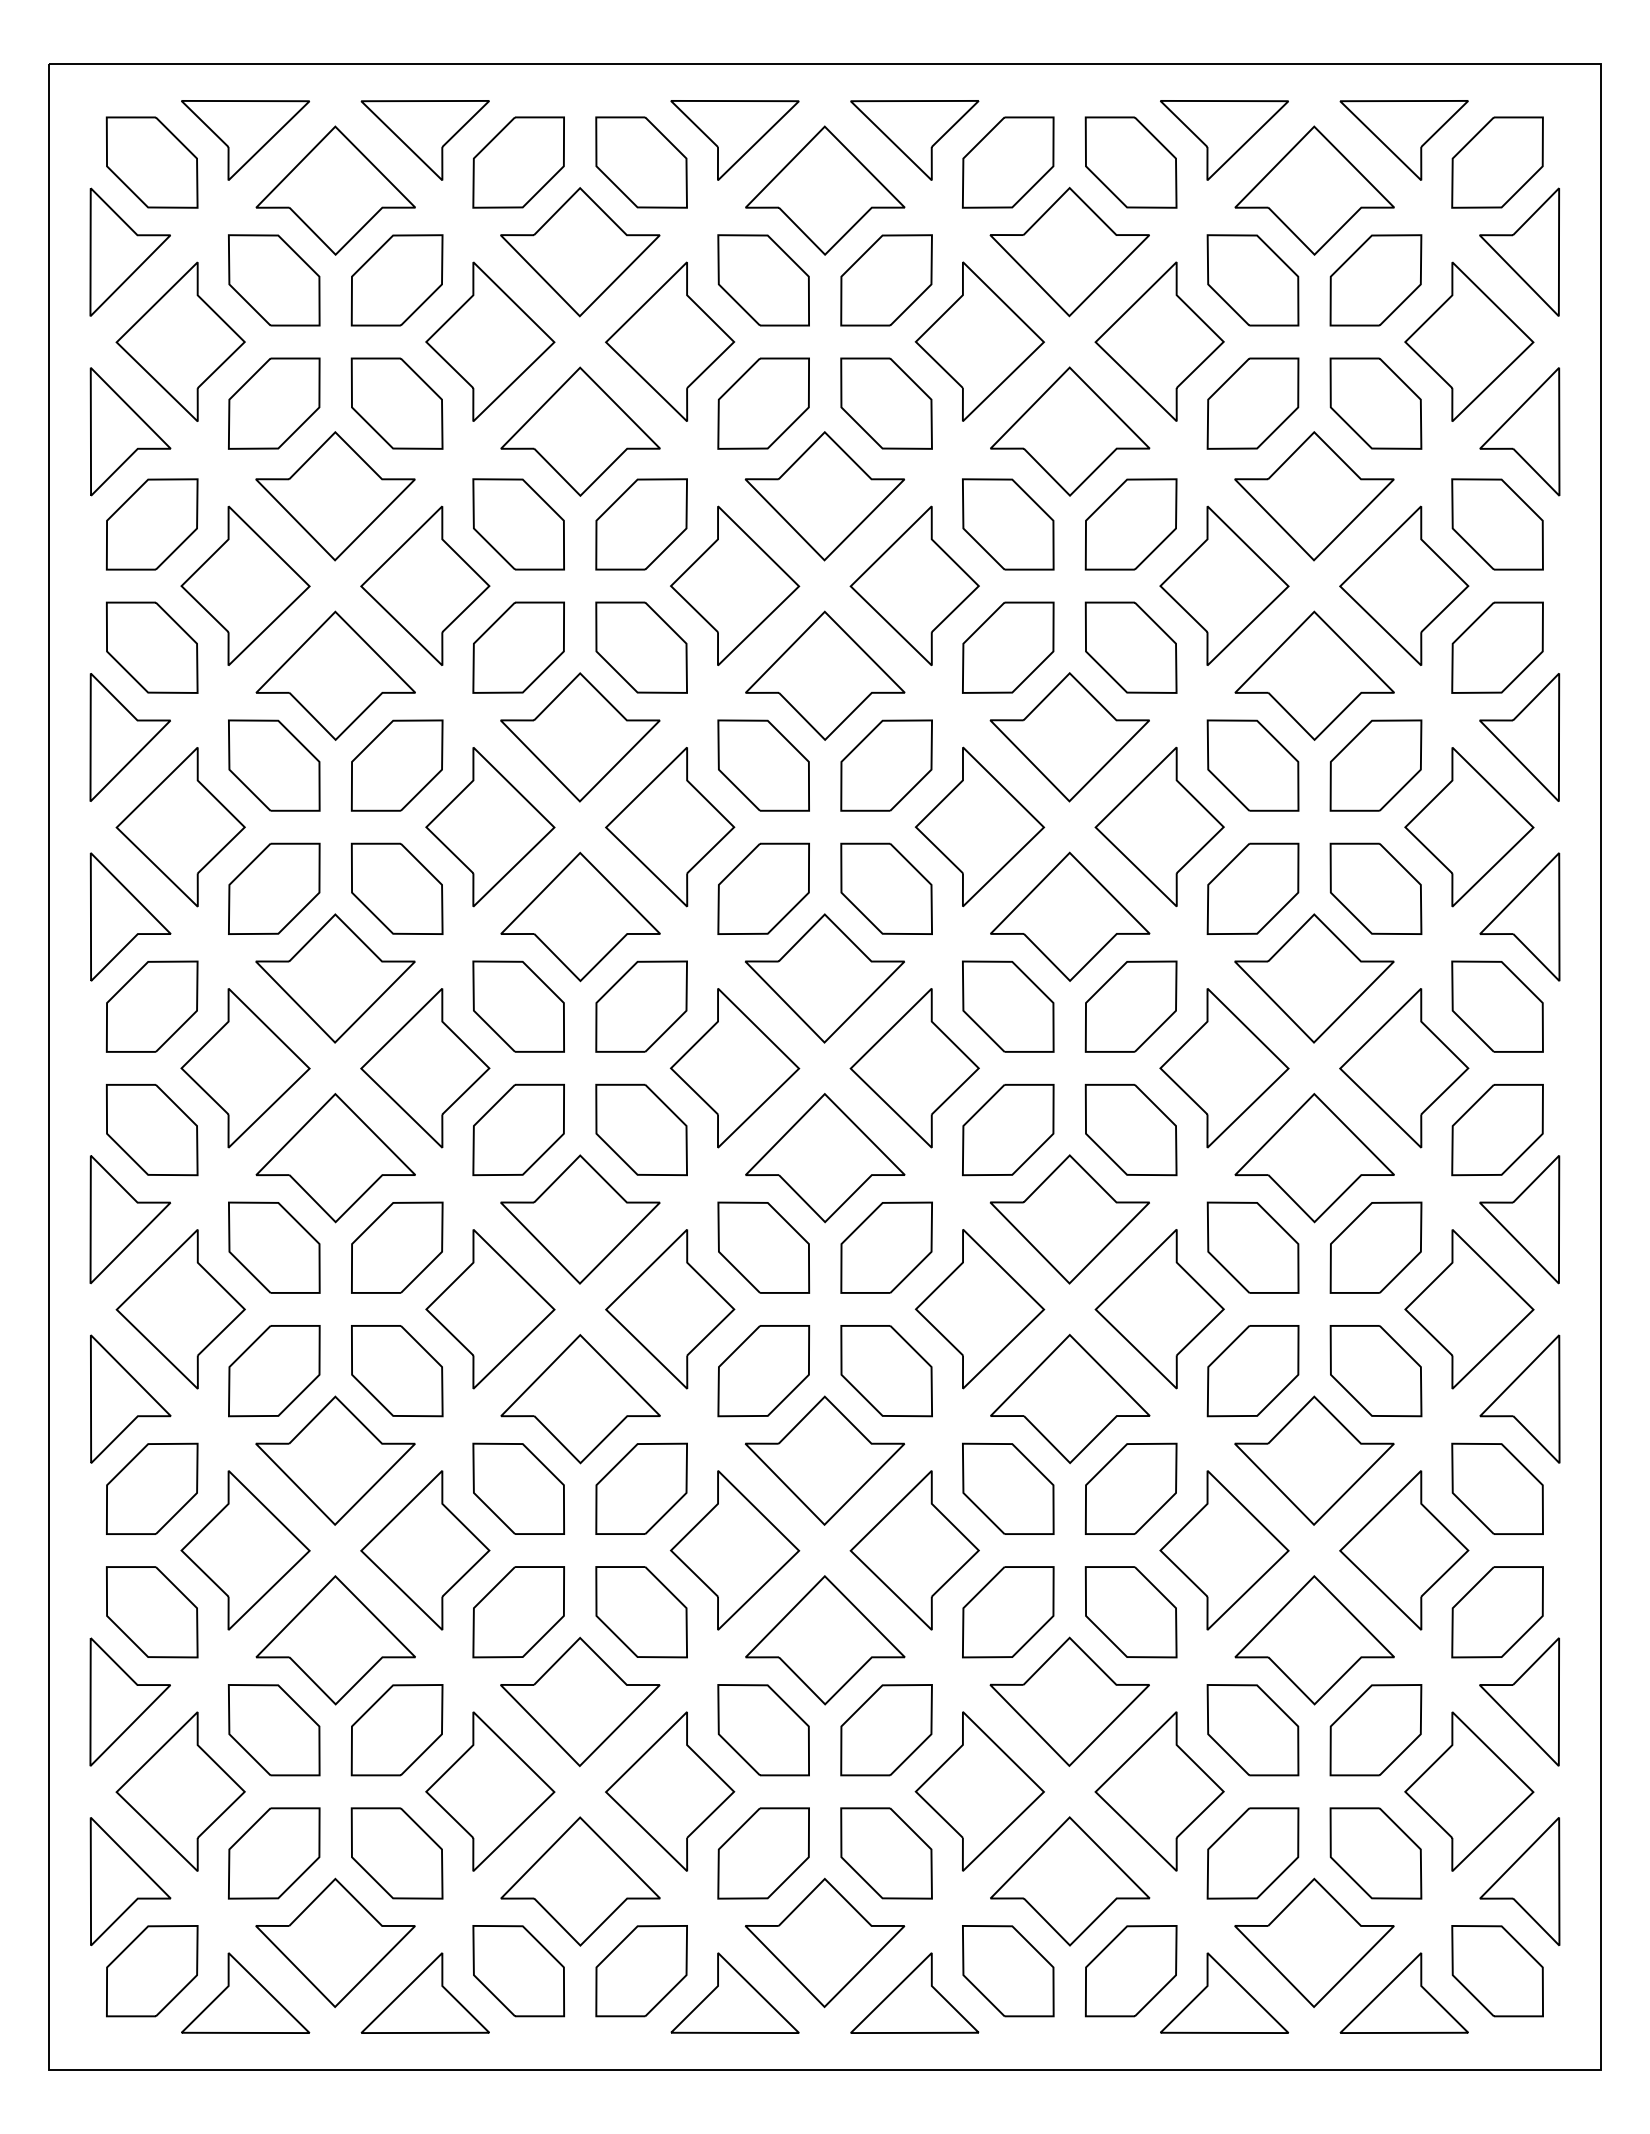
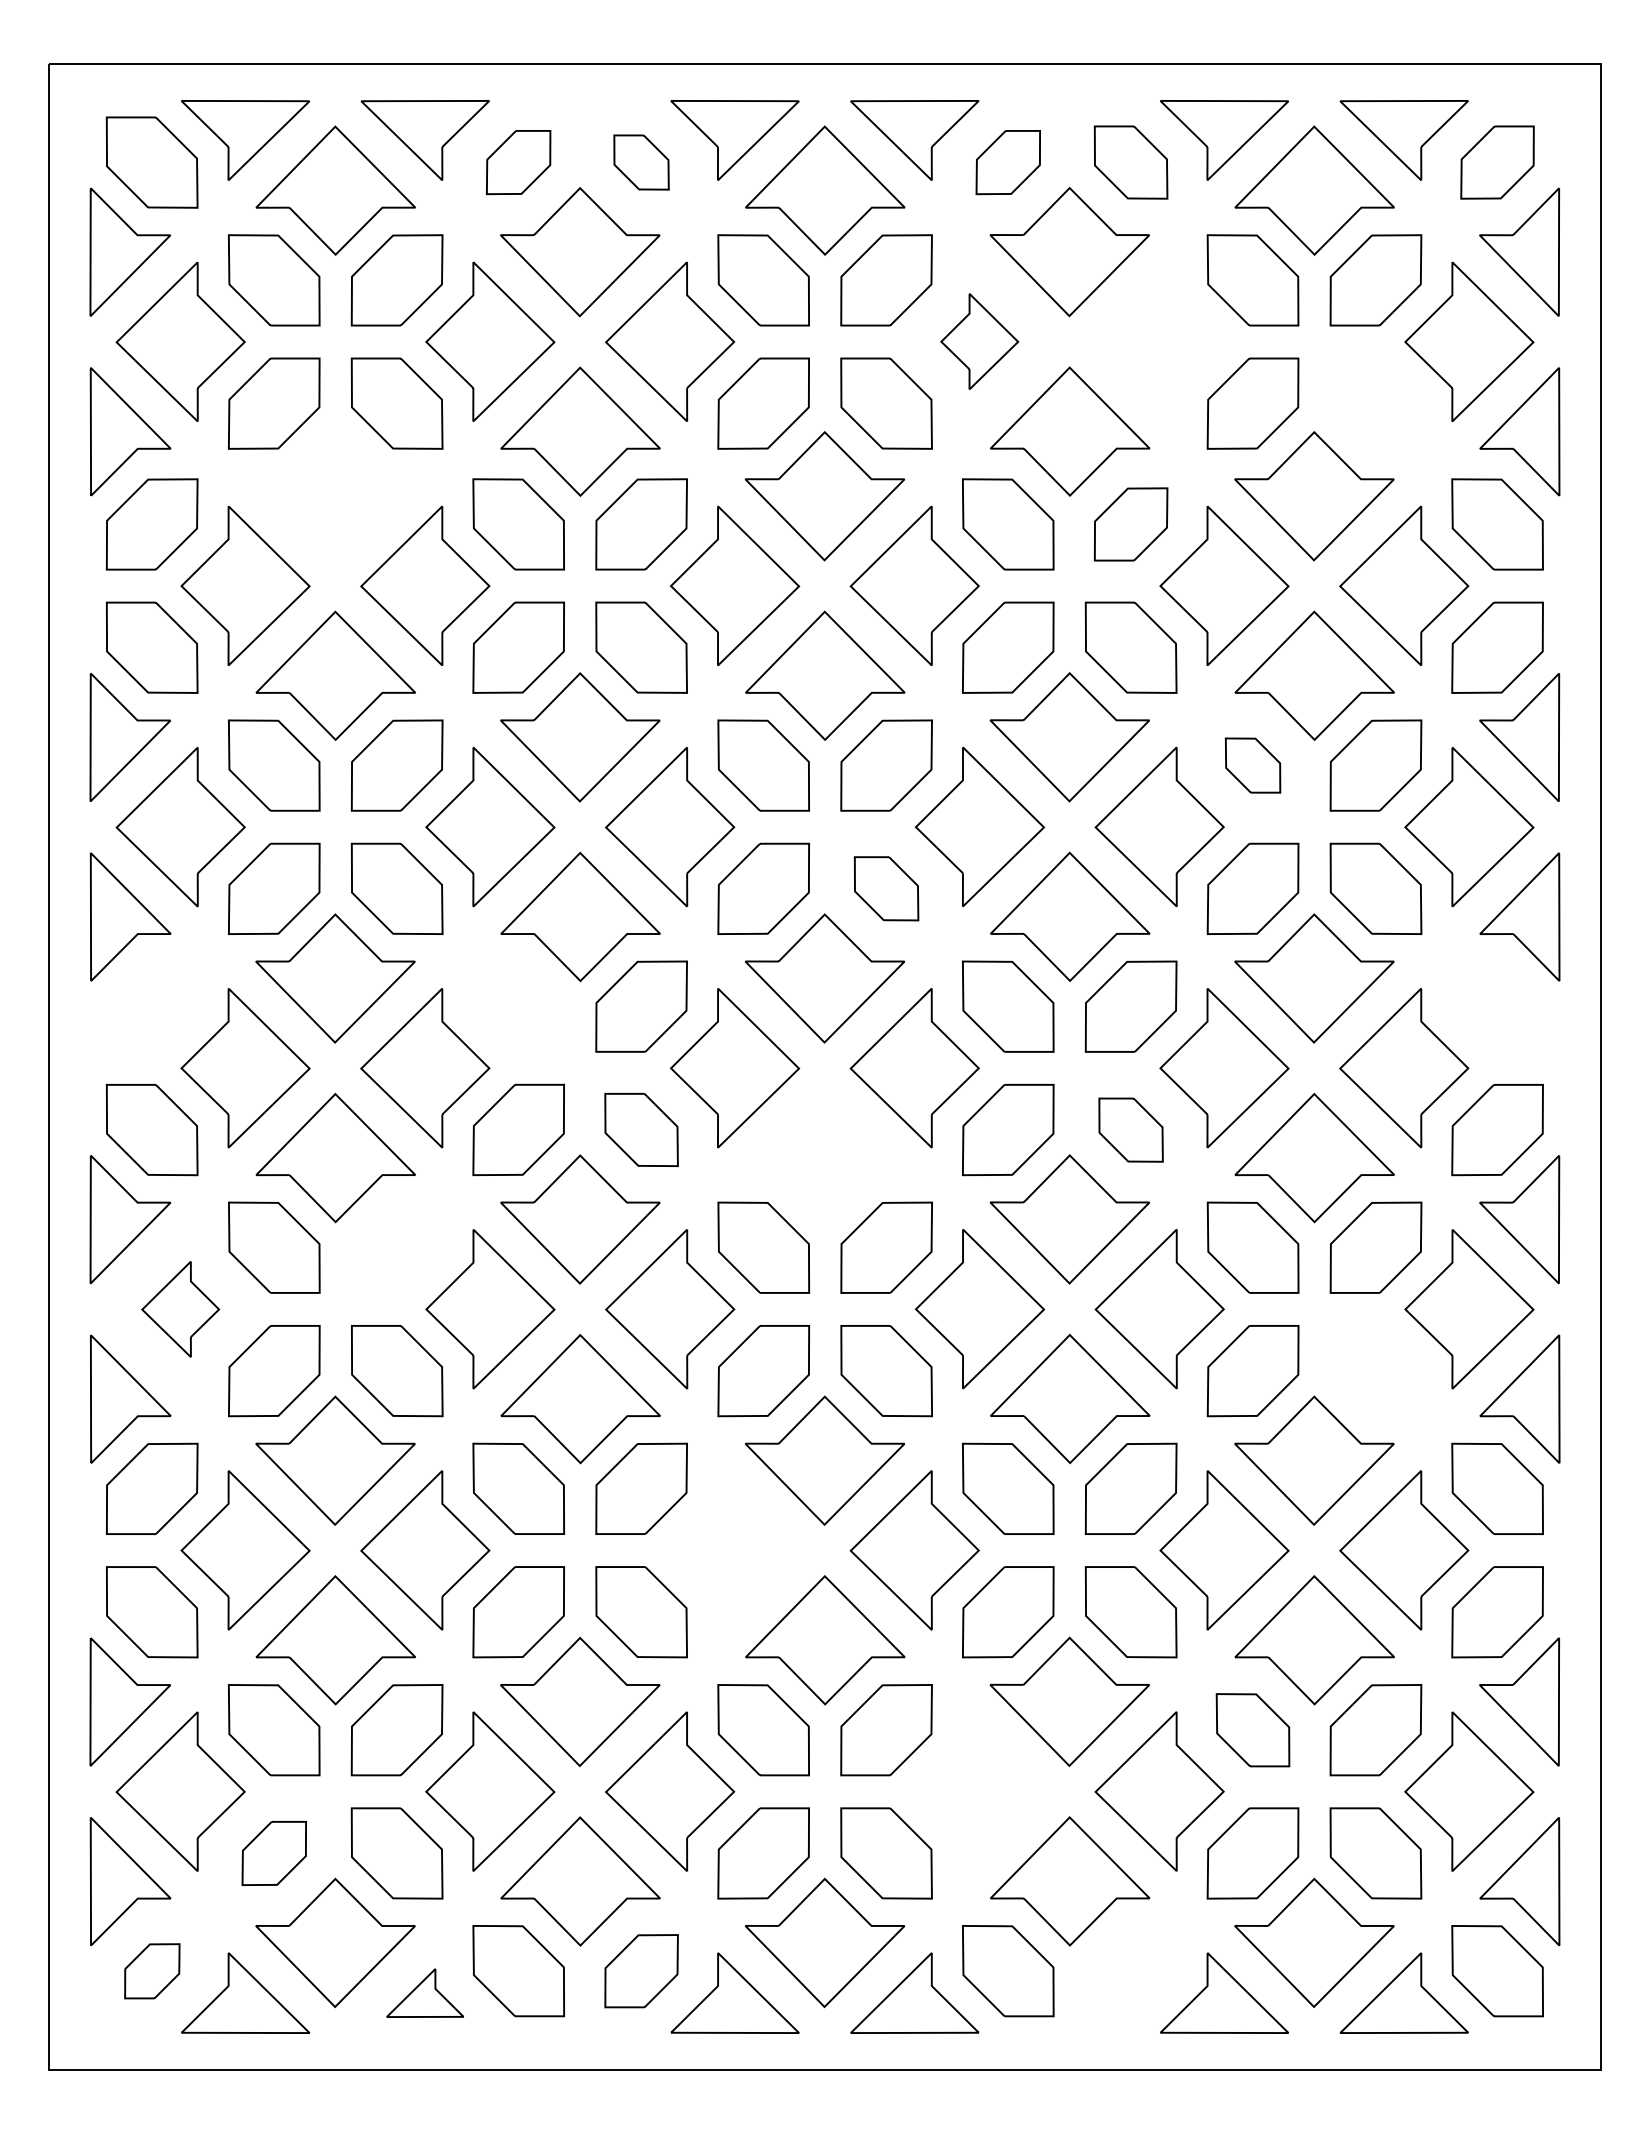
part size: 93x93 px -> 66x66 px (518, 162)
part size: 93x93 px -> 57x57 px (641, 162)
part size: 93x93 px -> 66x66 px (1007, 162)
part size: 94x93 px -> 76x75 px (1130, 162)
part size: 93x93 px -> 75x75 px (1497, 162)
part size: 131x161 px -> 80x97 px (979, 341)
part: present -> none (1159, 341)
part: present -> none (1375, 403)
part: present -> none (335, 496)
part size: 94x93 px -> 75x75 px (1131, 524)
part size: 94x93 px -> 58x57 px (1252, 765)
part size: 93x93 px -> 66x66 px (886, 888)
part: present -> none (152, 1006)
part: present -> none (518, 1006)
part: present -> none (1497, 1006)
part size: 93x94 px -> 75x74 px (641, 1129)
part size: 94x93 px -> 66x66 px (1130, 1129)
part: present -> none (825, 1158)
part: present -> none (397, 1247)
part size: 131x161 px -> 80x97 px (180, 1309)
part: present -> none (1375, 1371)
part: present -> none (735, 1550)
part size: 94x93 px -> 76x75 px (1252, 1730)
part: present -> none (979, 1791)
part size: 93x93 px -> 66x65 px (273, 1853)
part size: 93x93 px -> 57x57 px (152, 1971)
part size: 93x93 px -> 75x75 px (641, 1971)
part: present -> none (1131, 1971)
part size: 130x82 px -> 78x50 px (424, 1992)
